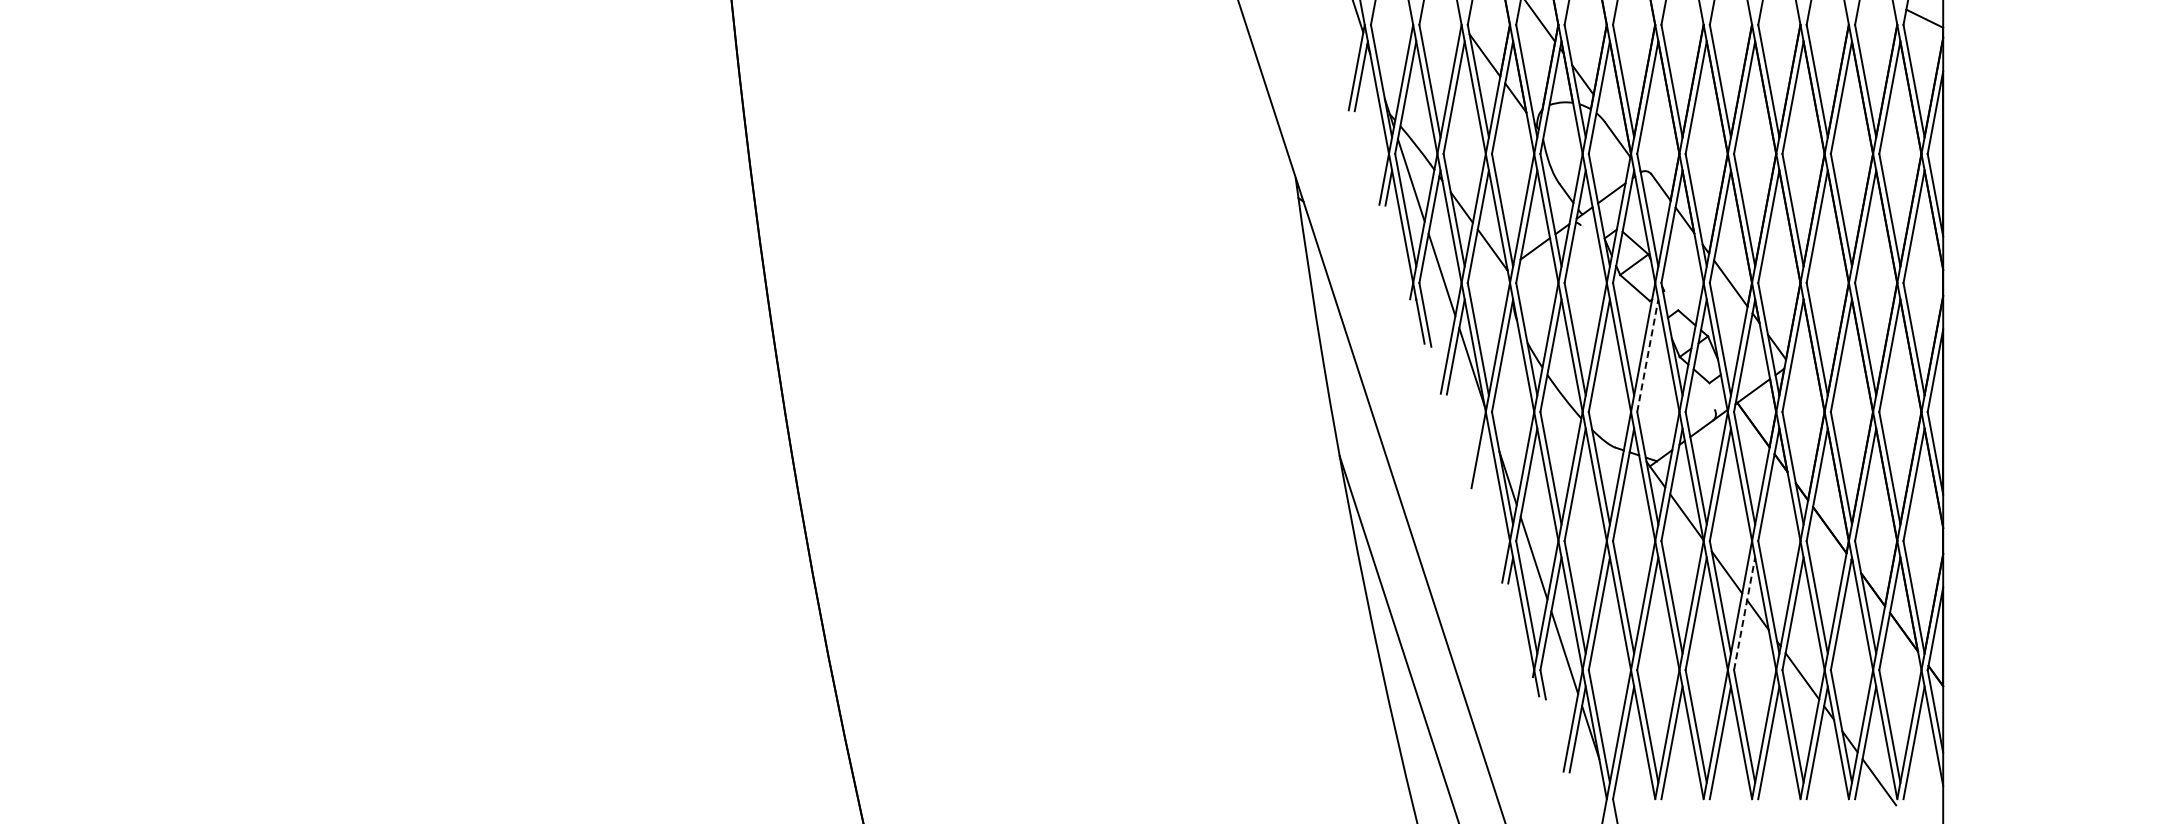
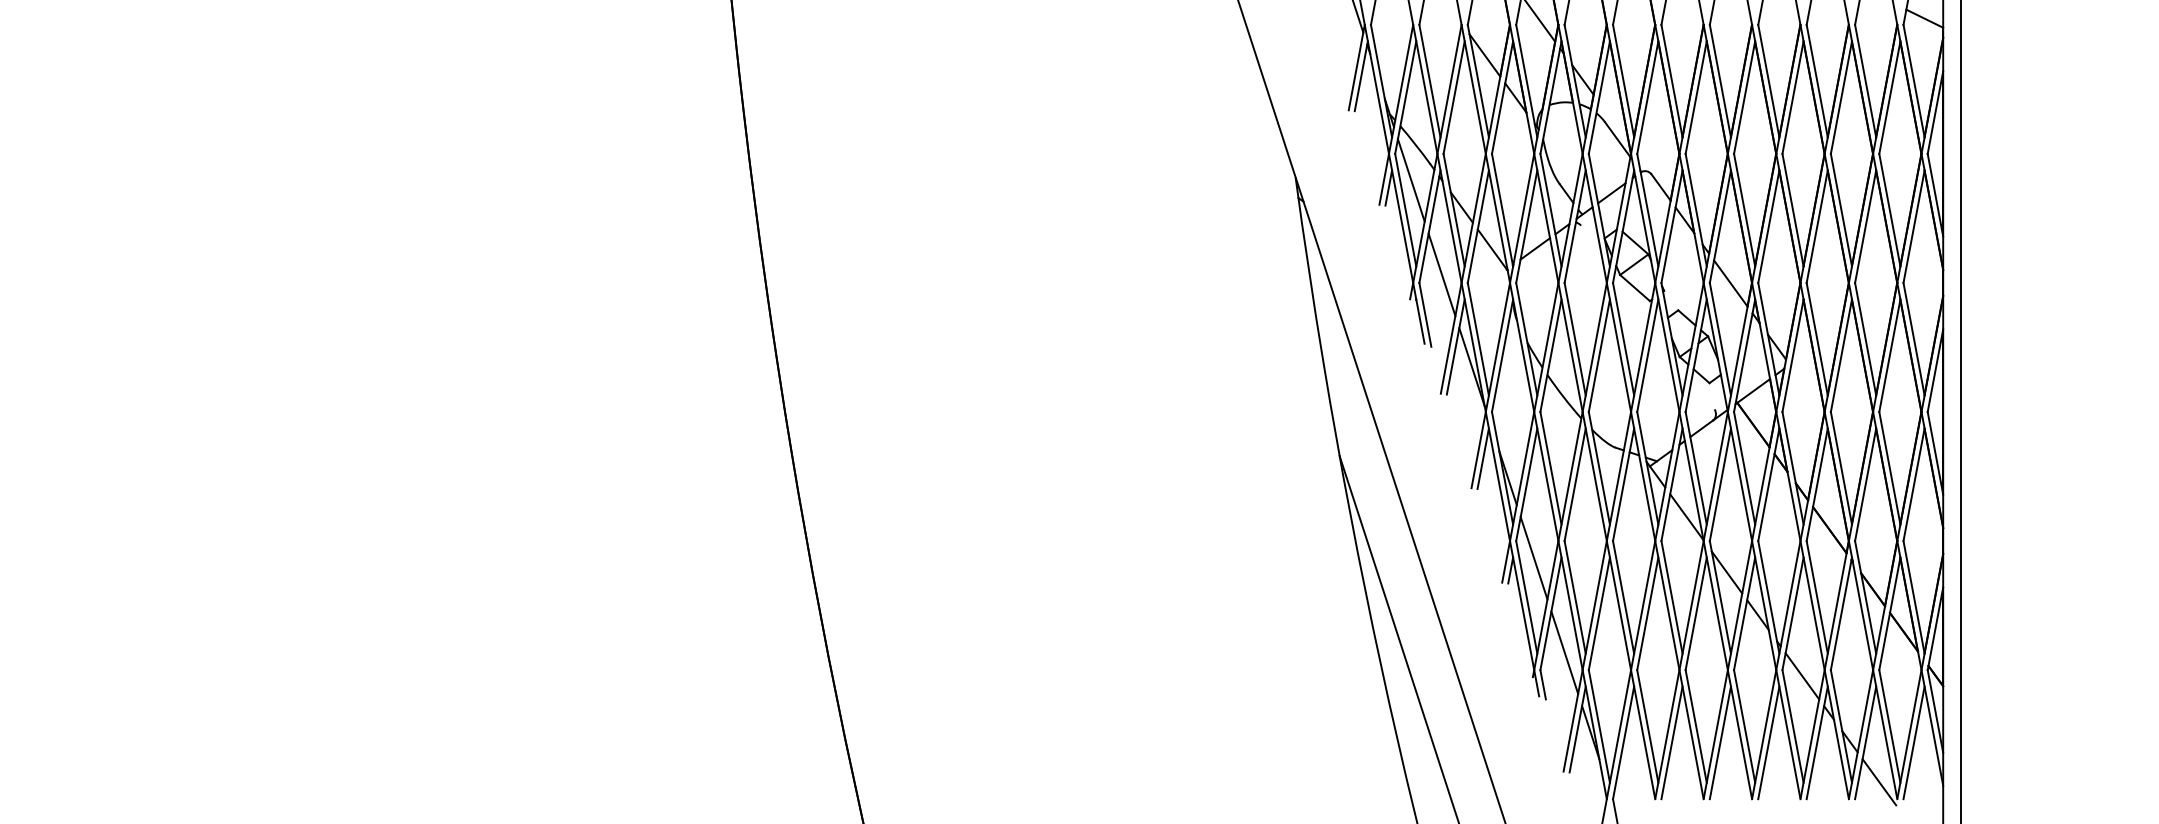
line: dashed -> solid (1647, 355)
line: none -> present (1961, 411)
line: none -> present (1482, 458)
line: dashed -> solid (1744, 613)
